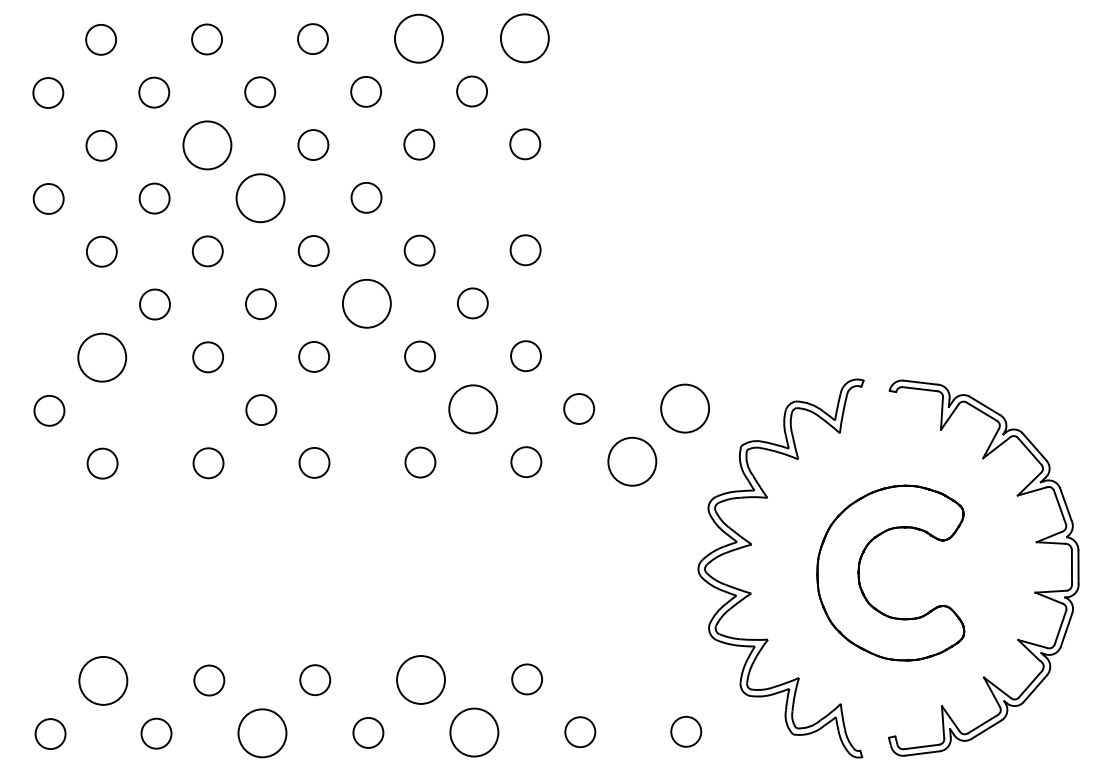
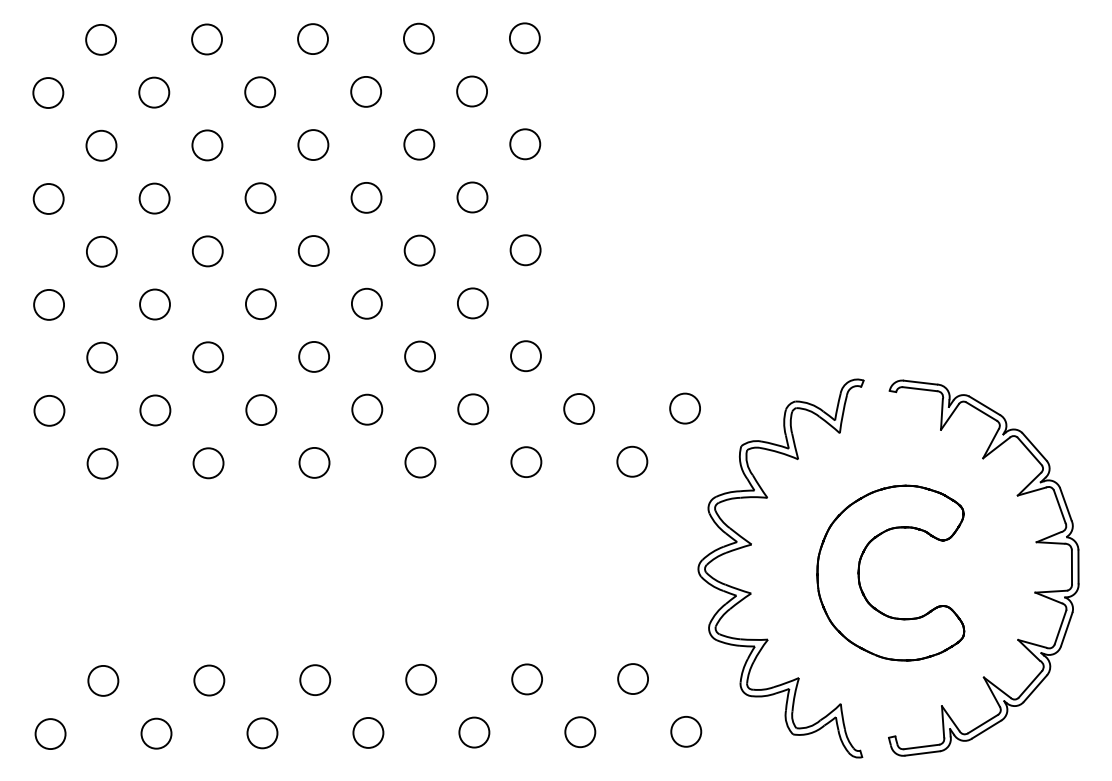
circle diameter: 48 px -> 30 px (418, 38)
circle diameter: 48 px -> 30 px (524, 38)
circle diameter: 48 px -> 30 px (207, 145)
circle: none -> present (472, 197)
circle diameter: 48 px -> 30 px (260, 198)
circle diameter: 48 px -> 30 px (366, 303)
circle: none -> present (48, 304)
circle diameter: 48 px -> 30 px (102, 357)
circle diameter: 48 px -> 30 px (685, 408)
circle: none -> present (367, 409)
circle diameter: 48 px -> 30 px (473, 409)
circle: none -> present (155, 410)
circle diameter: 48 px -> 30 px (632, 461)
circle: none -> present (632, 678)
circle size: 50x50 px -> 33x33 px (421, 679)
circle diameter: 48 px -> 30 px (103, 680)
circle diameter: 48 px -> 30 px (474, 732)
circle diameter: 48 px -> 30 px (262, 733)
